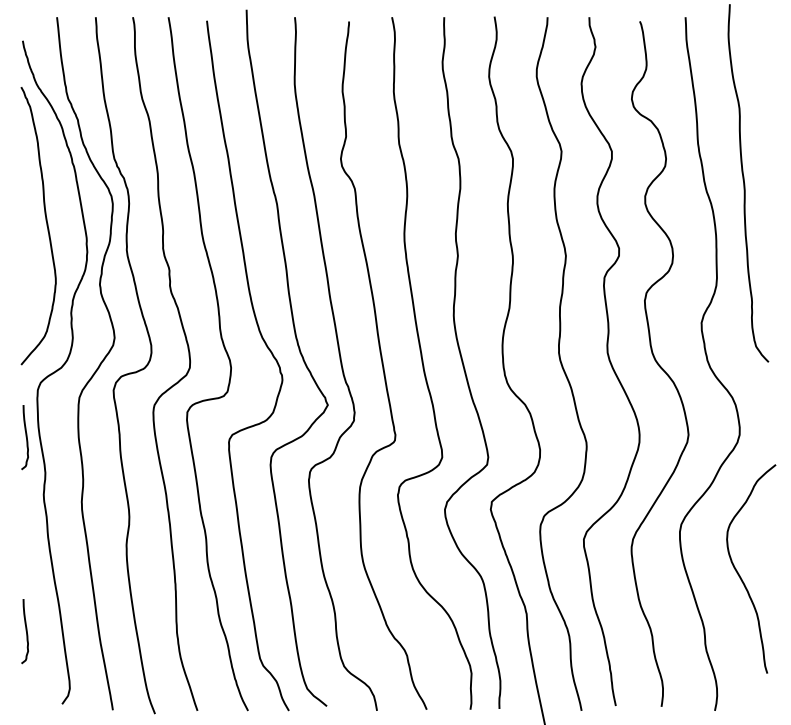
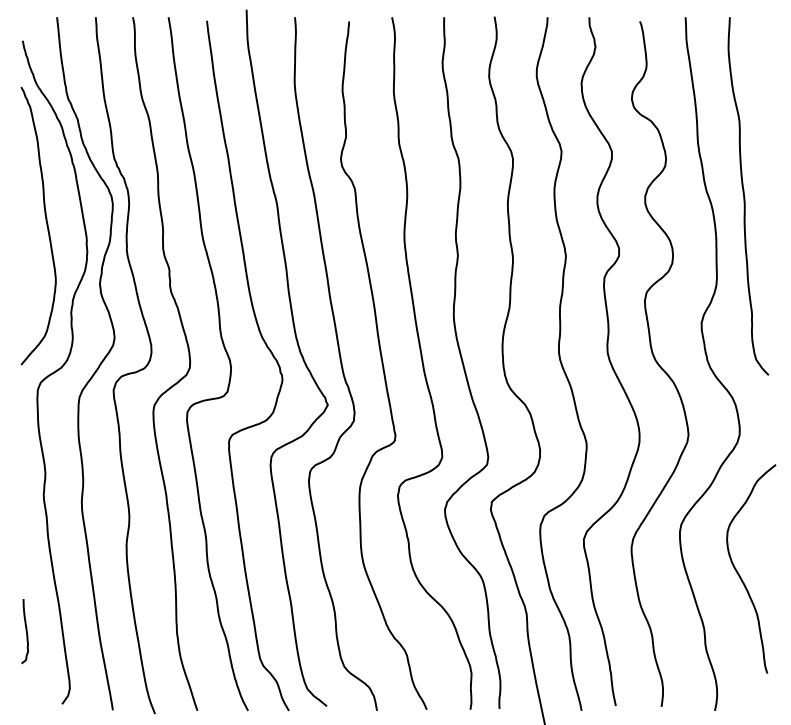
curve position: (745, 183) -> (745, 196) (745, 196)
curve: present -> none (25, 437)
